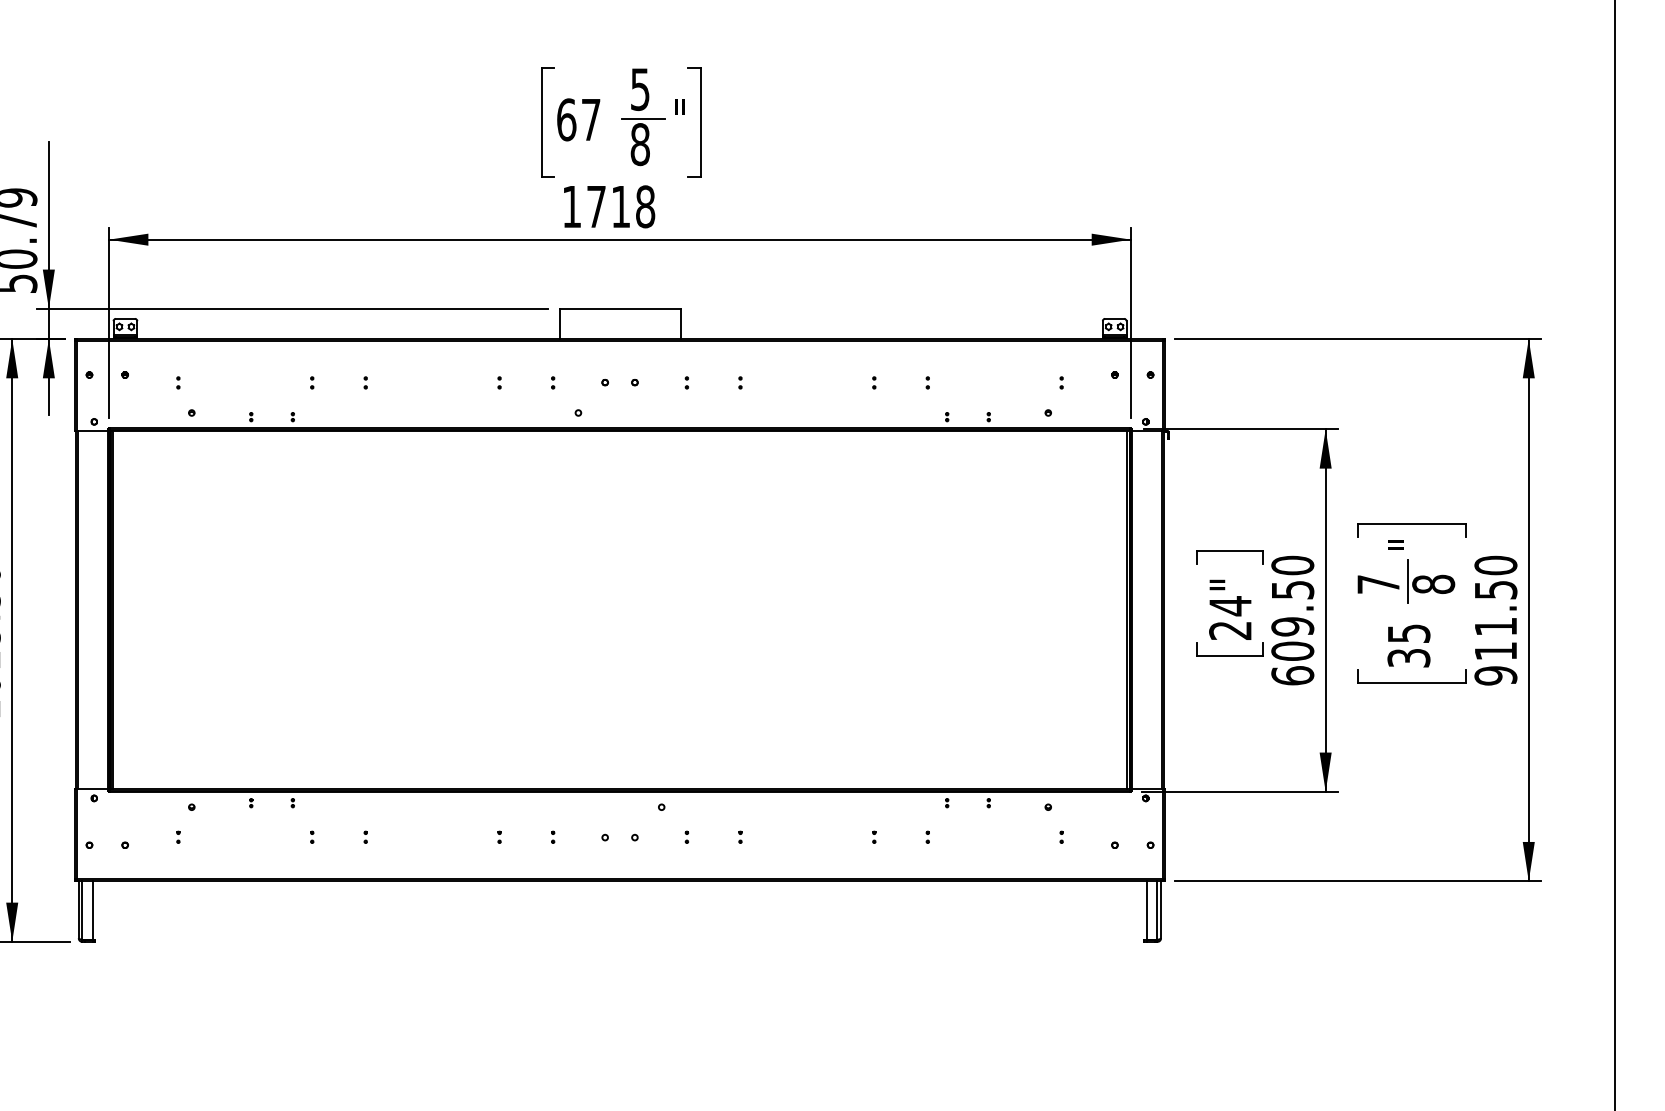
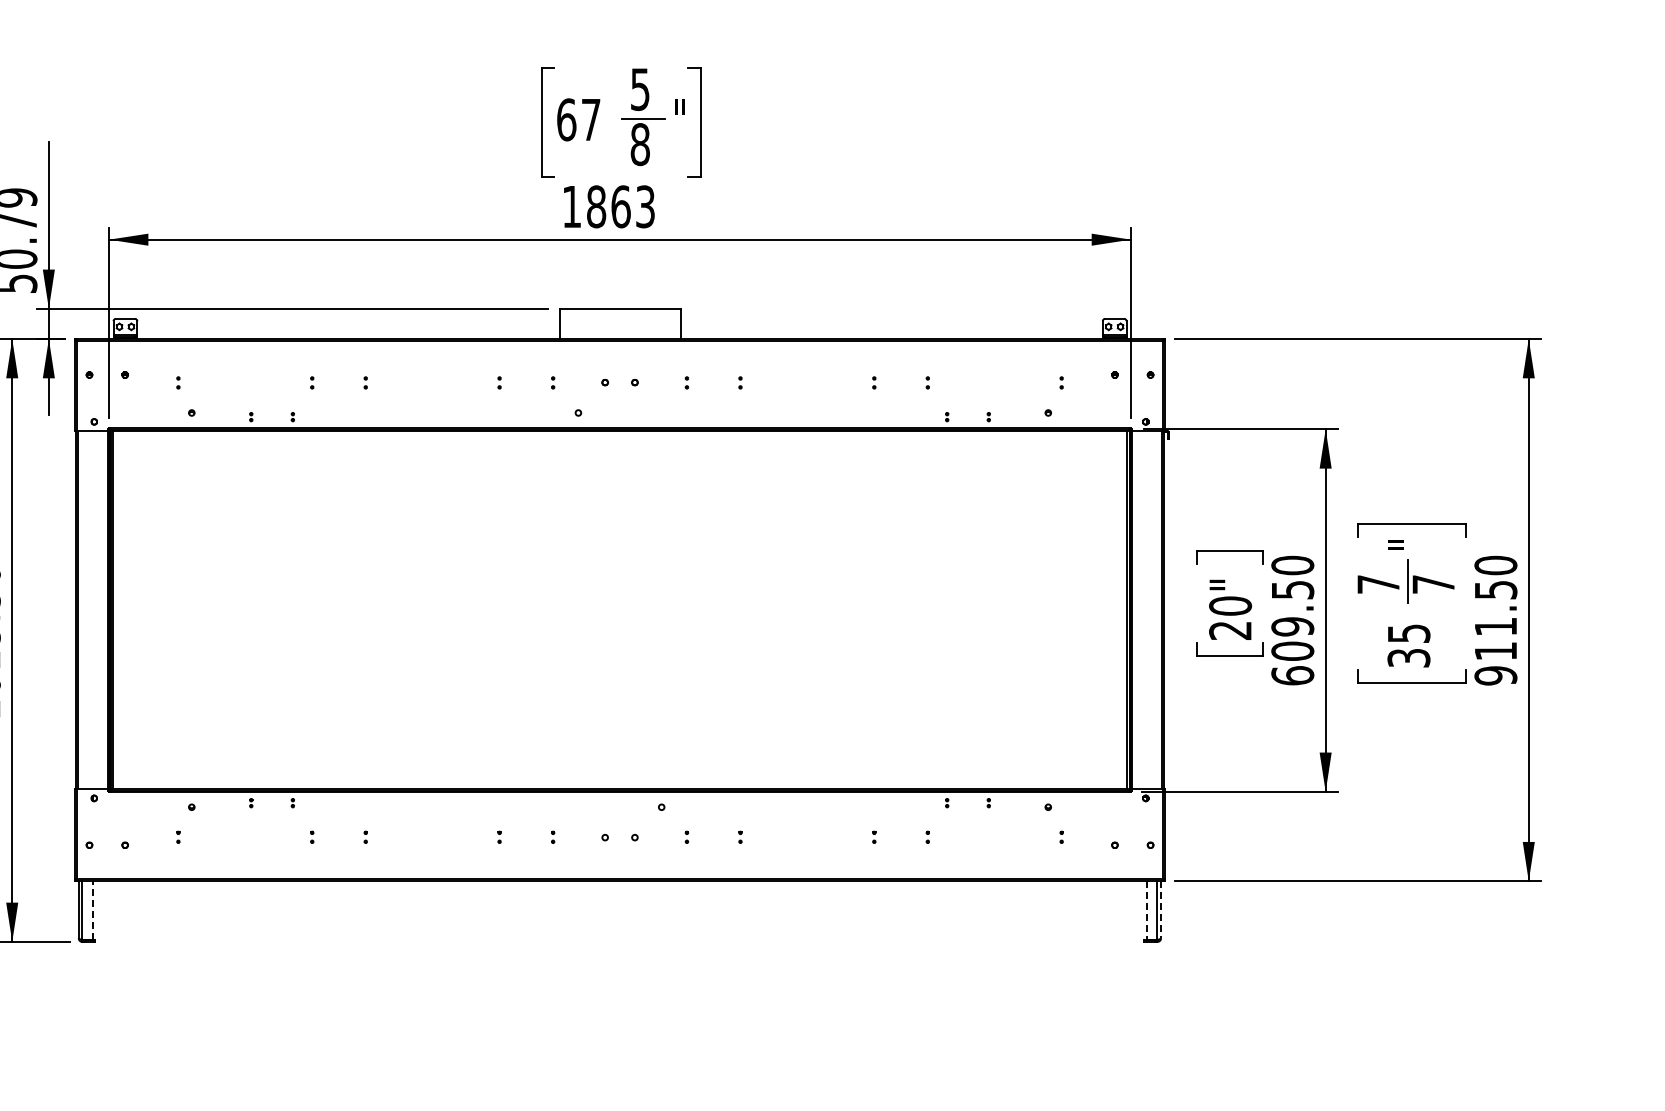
text: 1718 -> 1863 (621, 206)
line: present -> none (1615, 554)
text: 8 -> 7 (1433, 584)
text: 24" -> 20" (1230, 606)
line: solid -> dashed (1161, 909)
line: solid -> dashed (92, 910)
line: solid -> dashed (1147, 911)
